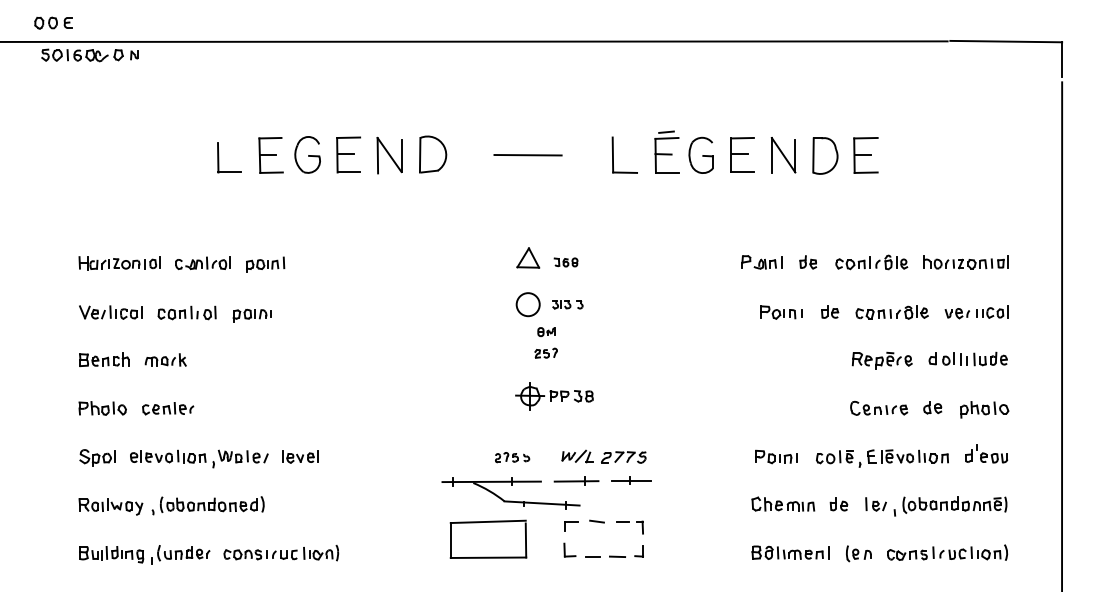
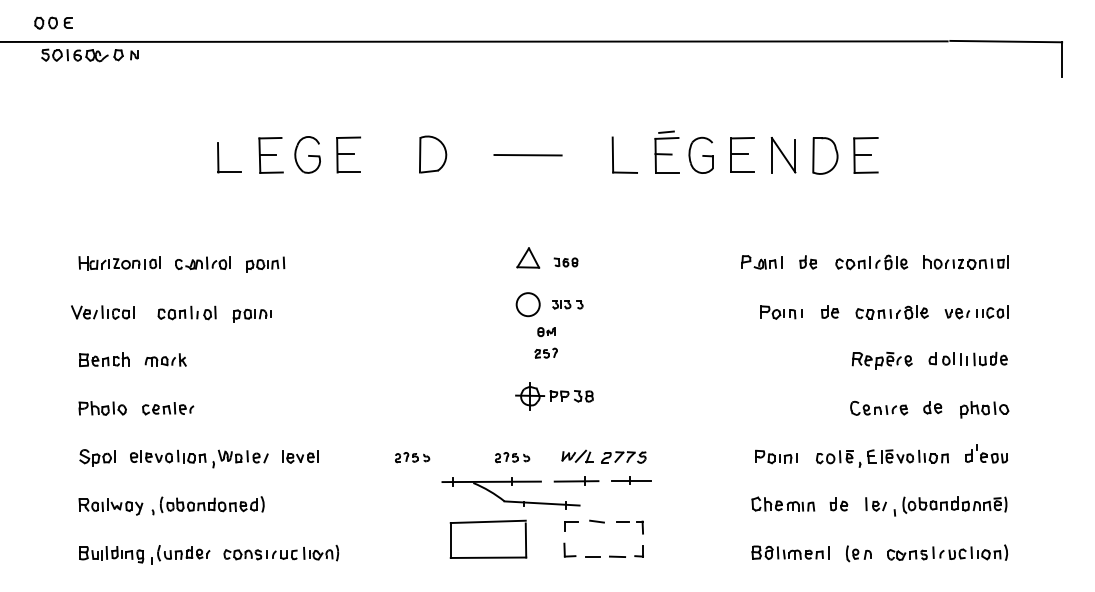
part: present -> none (389, 155)
part position: (110, 312) -> (102, 312) (102, 312)
line: present -> none (1062, 335)
part: none -> present (412, 457)
